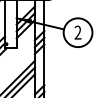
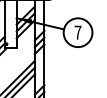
text: 2 -> 7 (77, 32)
